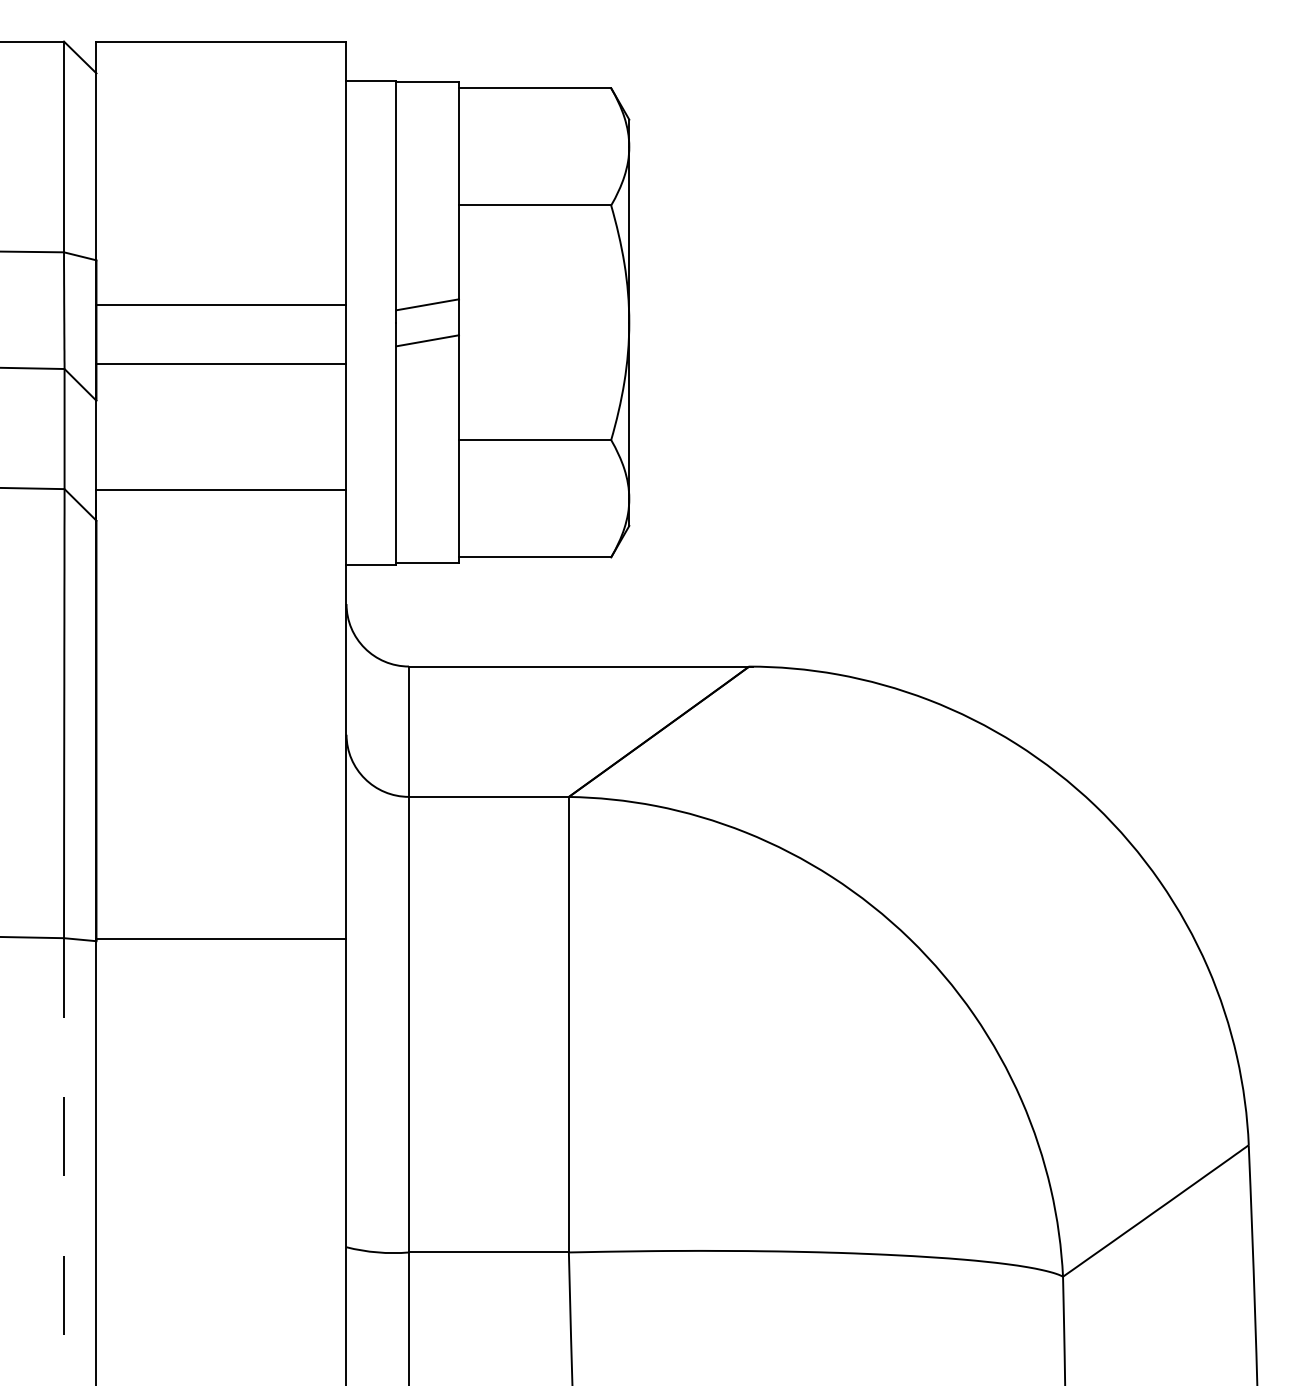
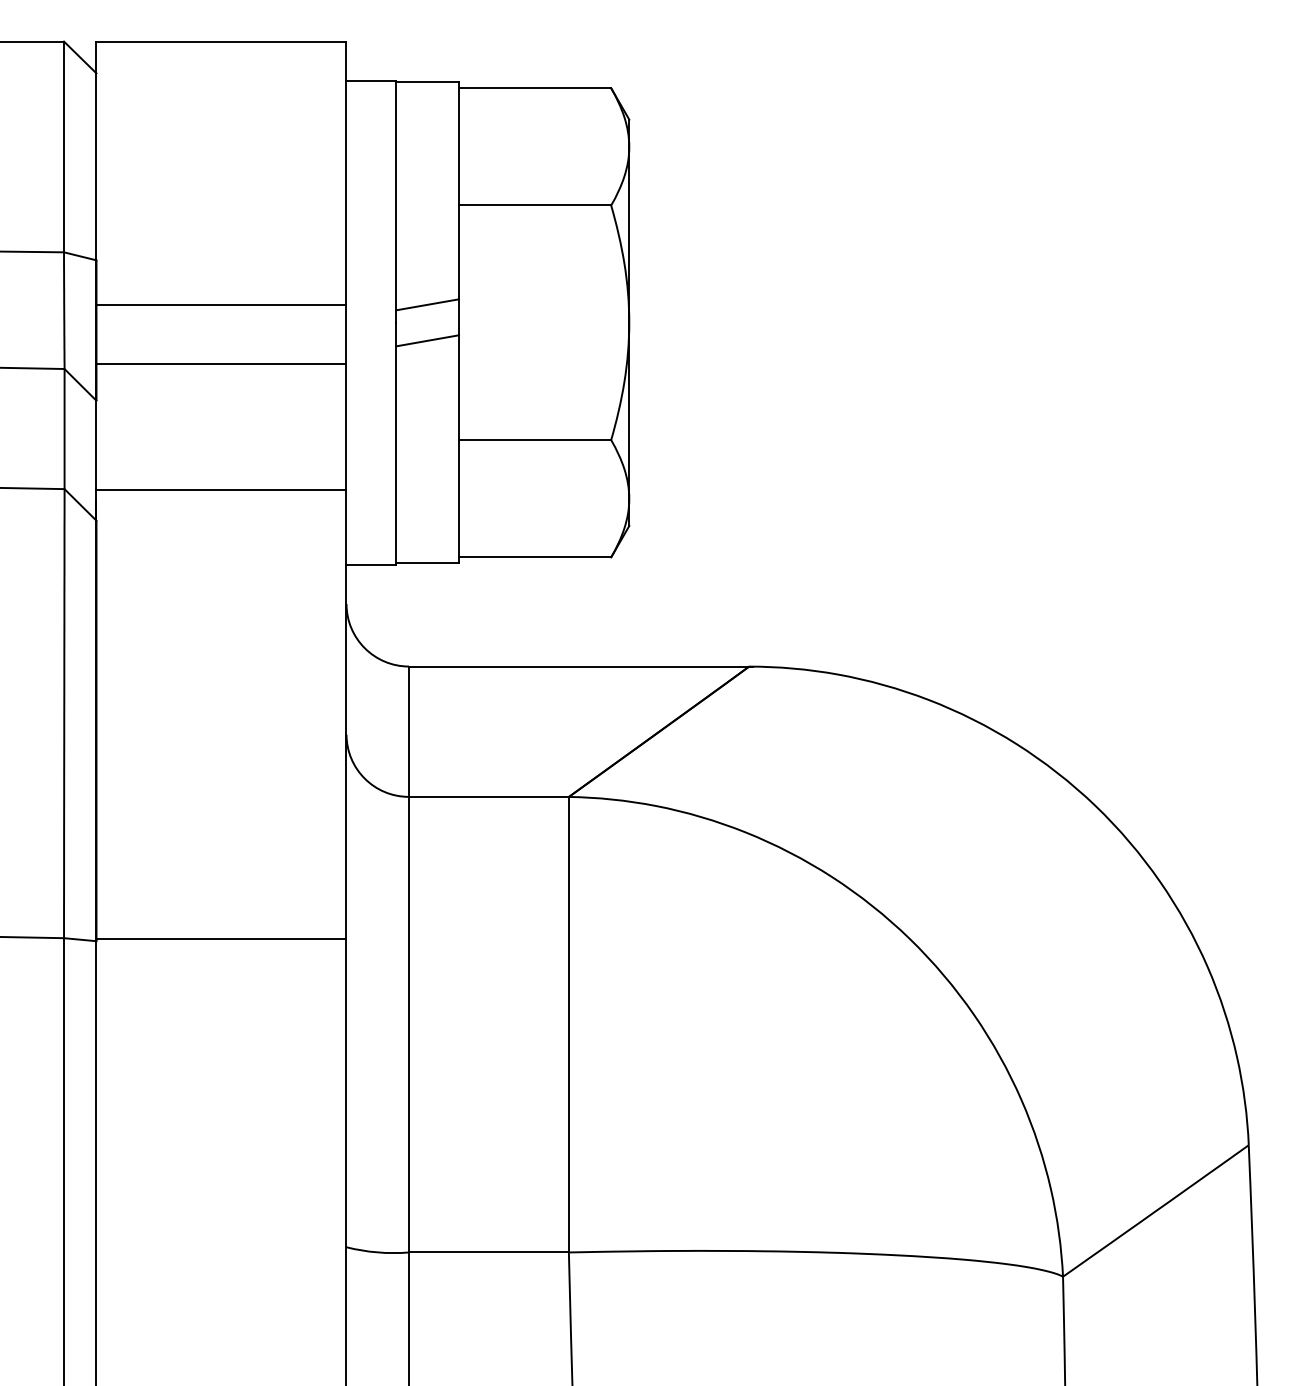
line: dashed -> solid (64, 1162)
